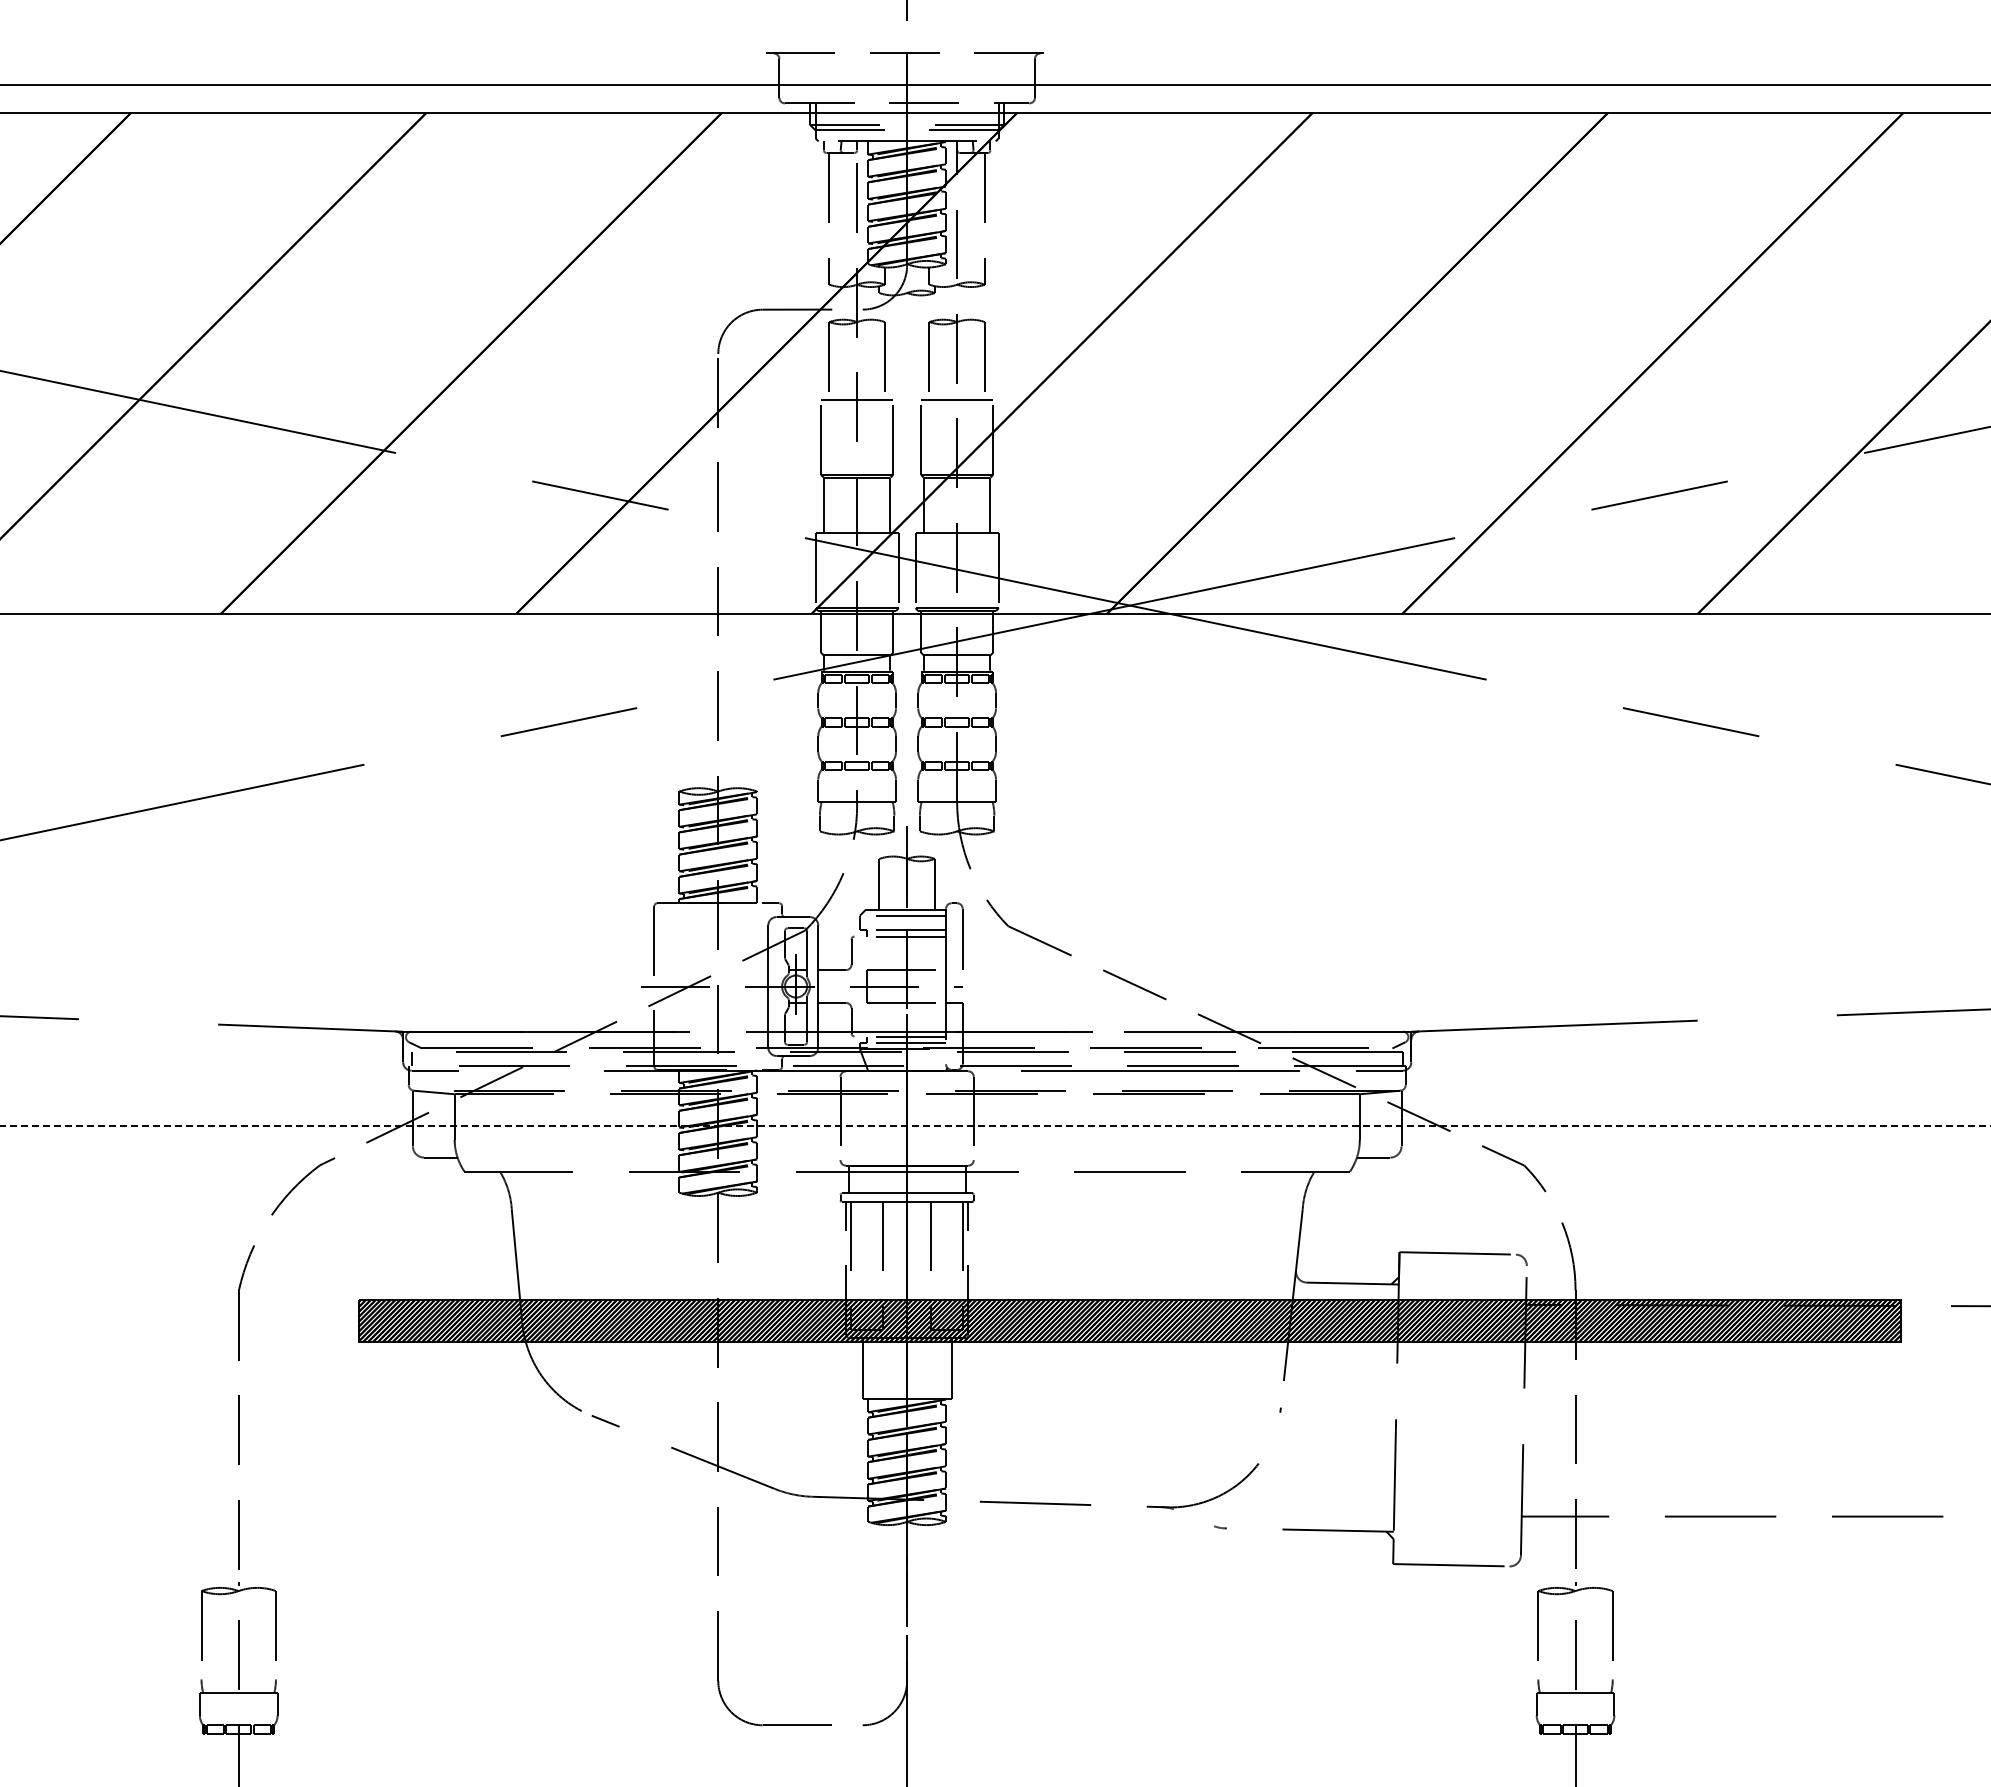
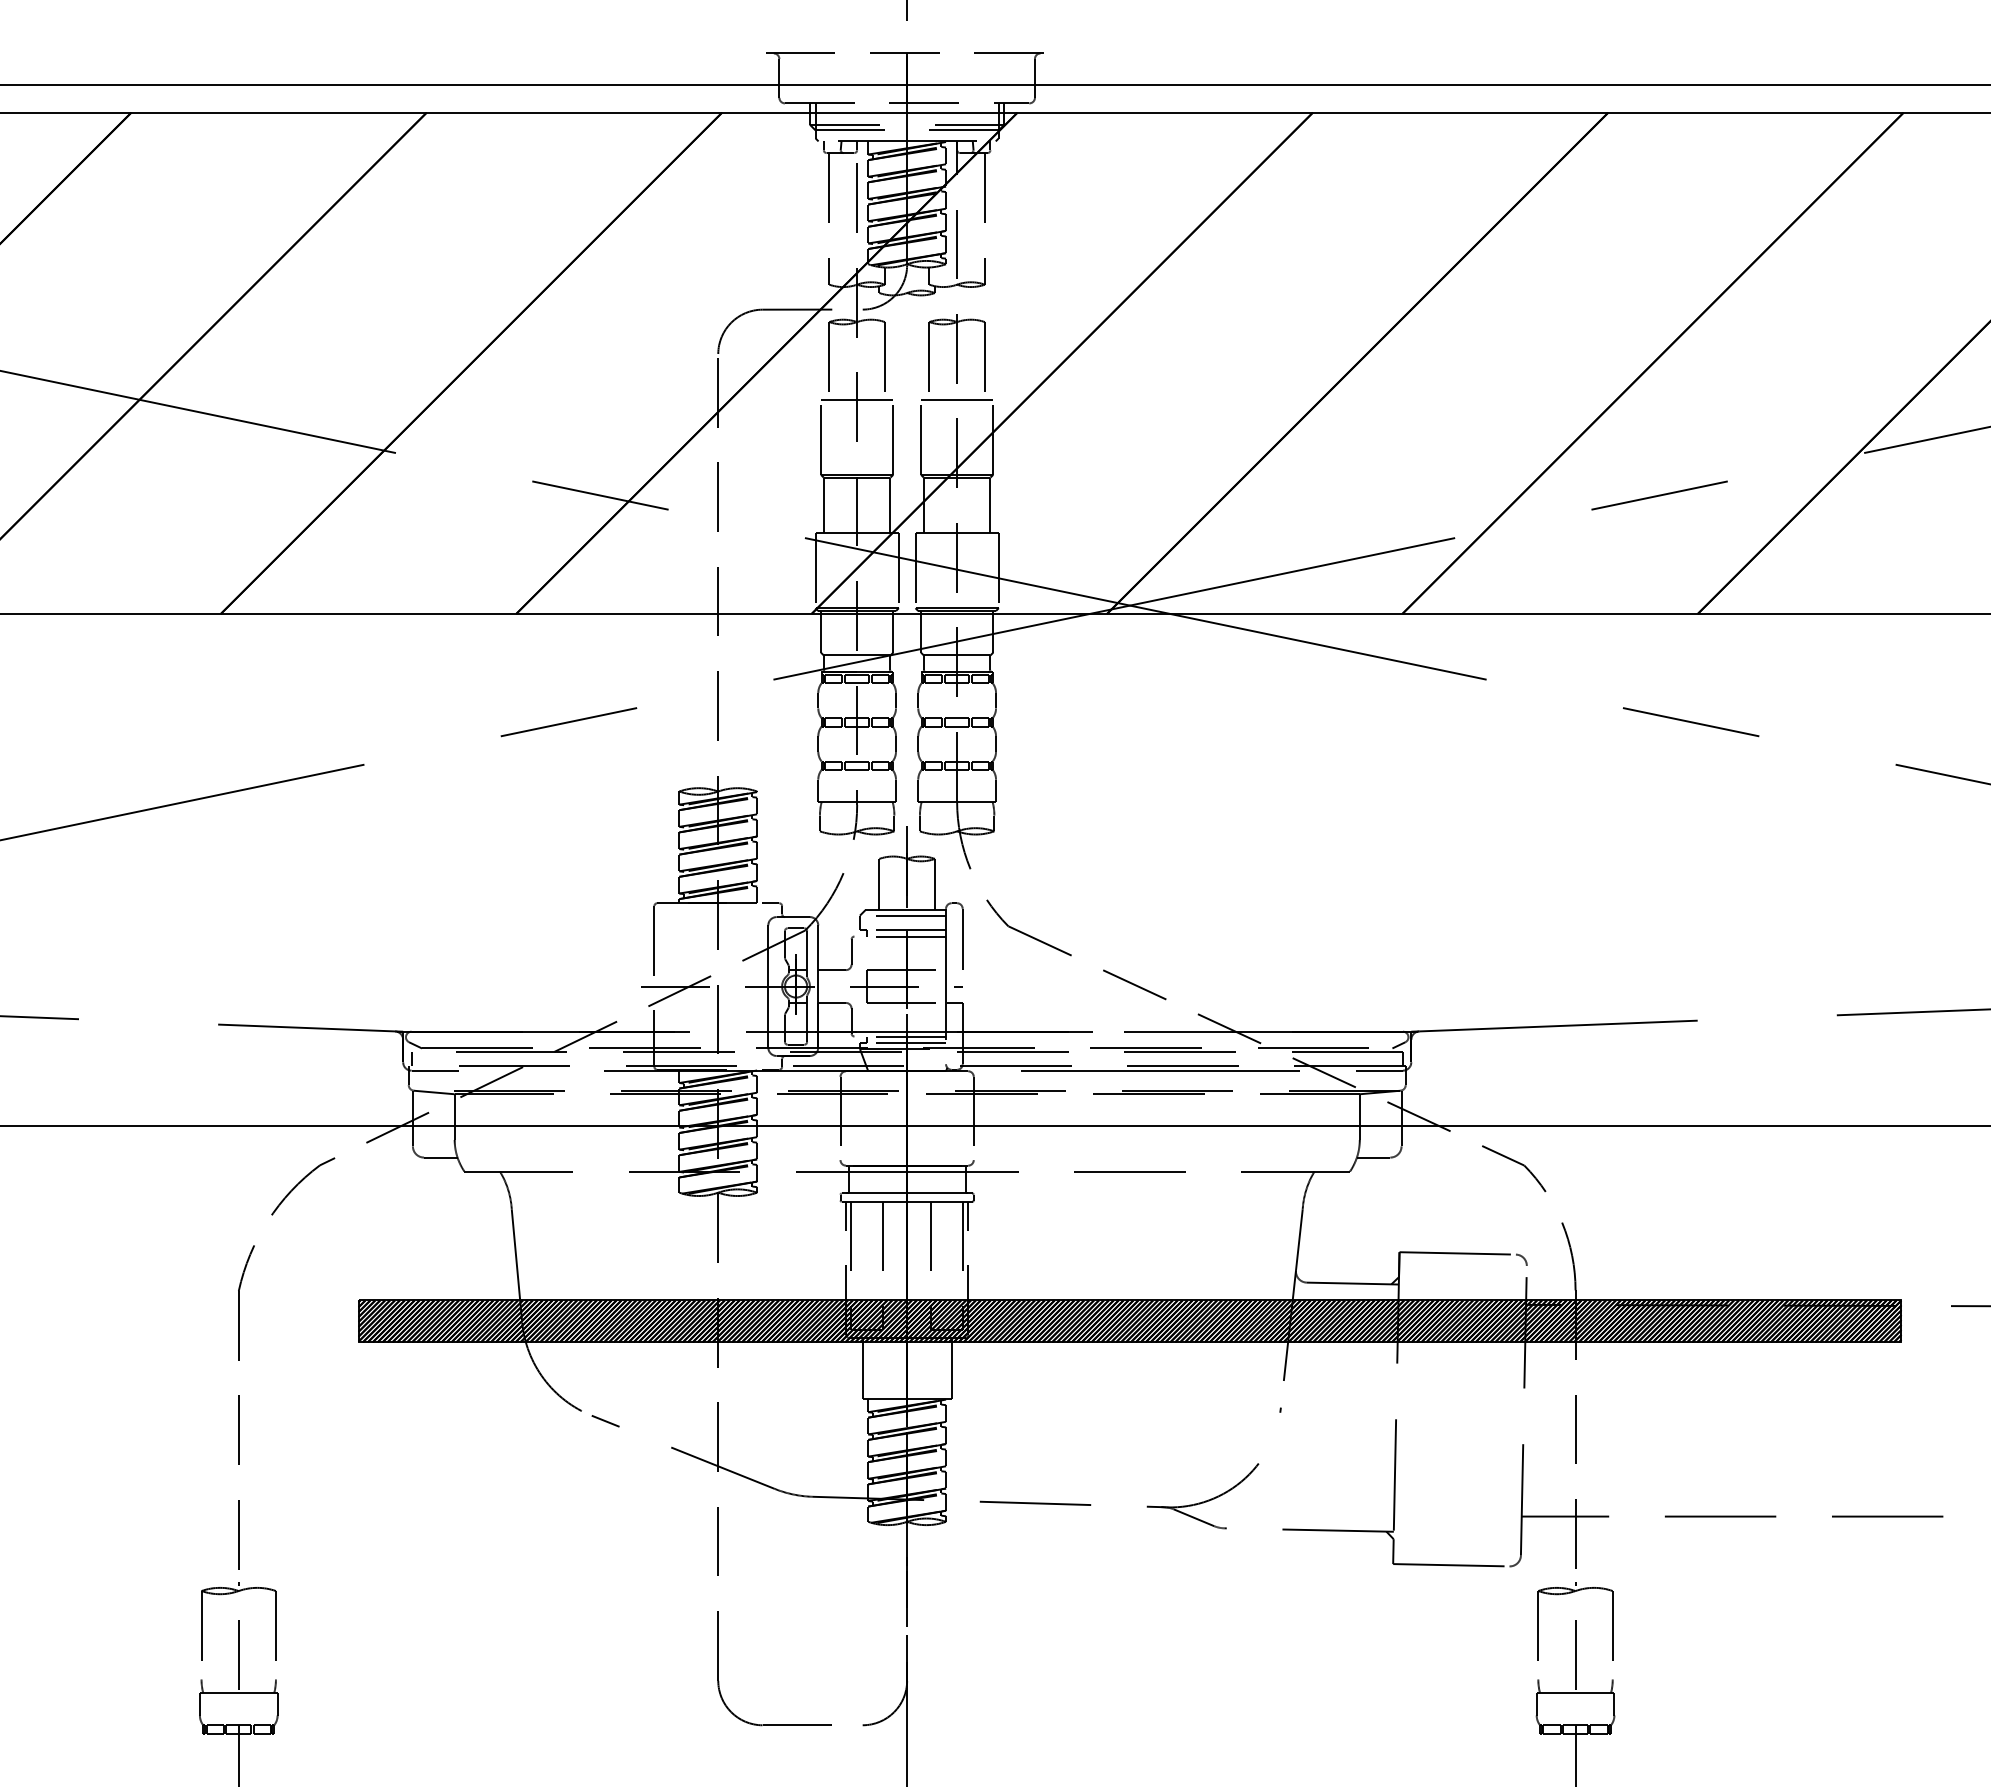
line: dashed -> solid (995, 1126)
line: none -> present (1193, 1517)
